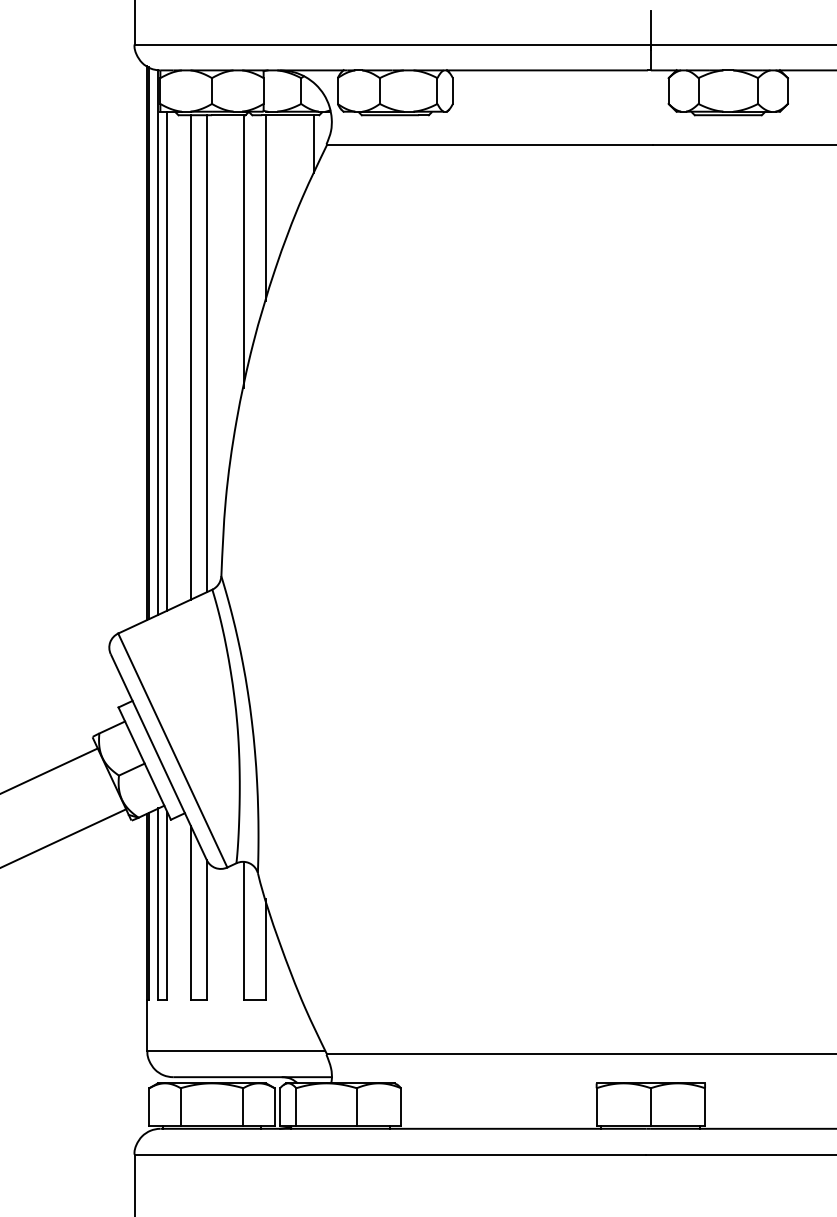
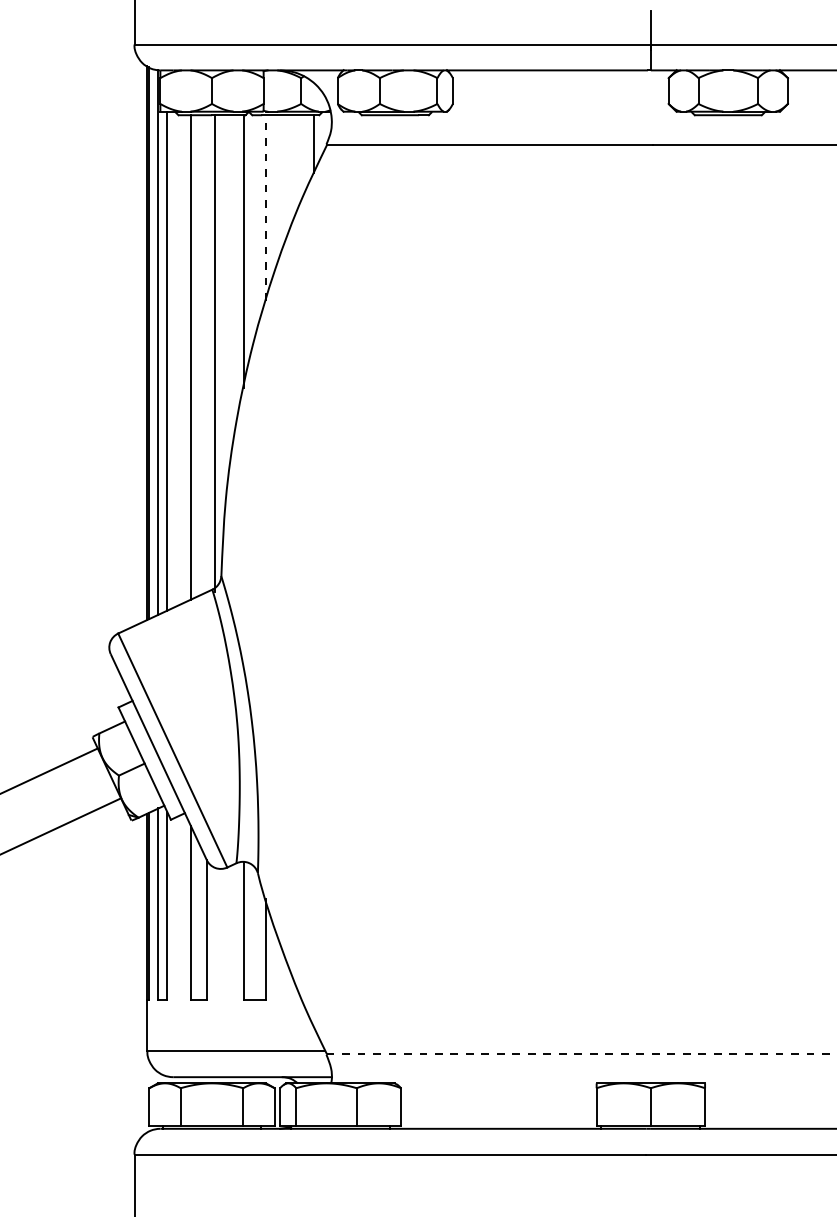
line: solid -> dashed (265, 208)
line position: (206, 353) -> (214, 353) (214, 353)
line position: (64, 837) -> (61, 825) (61, 825)
line: solid -> dashed (581, 1054)
